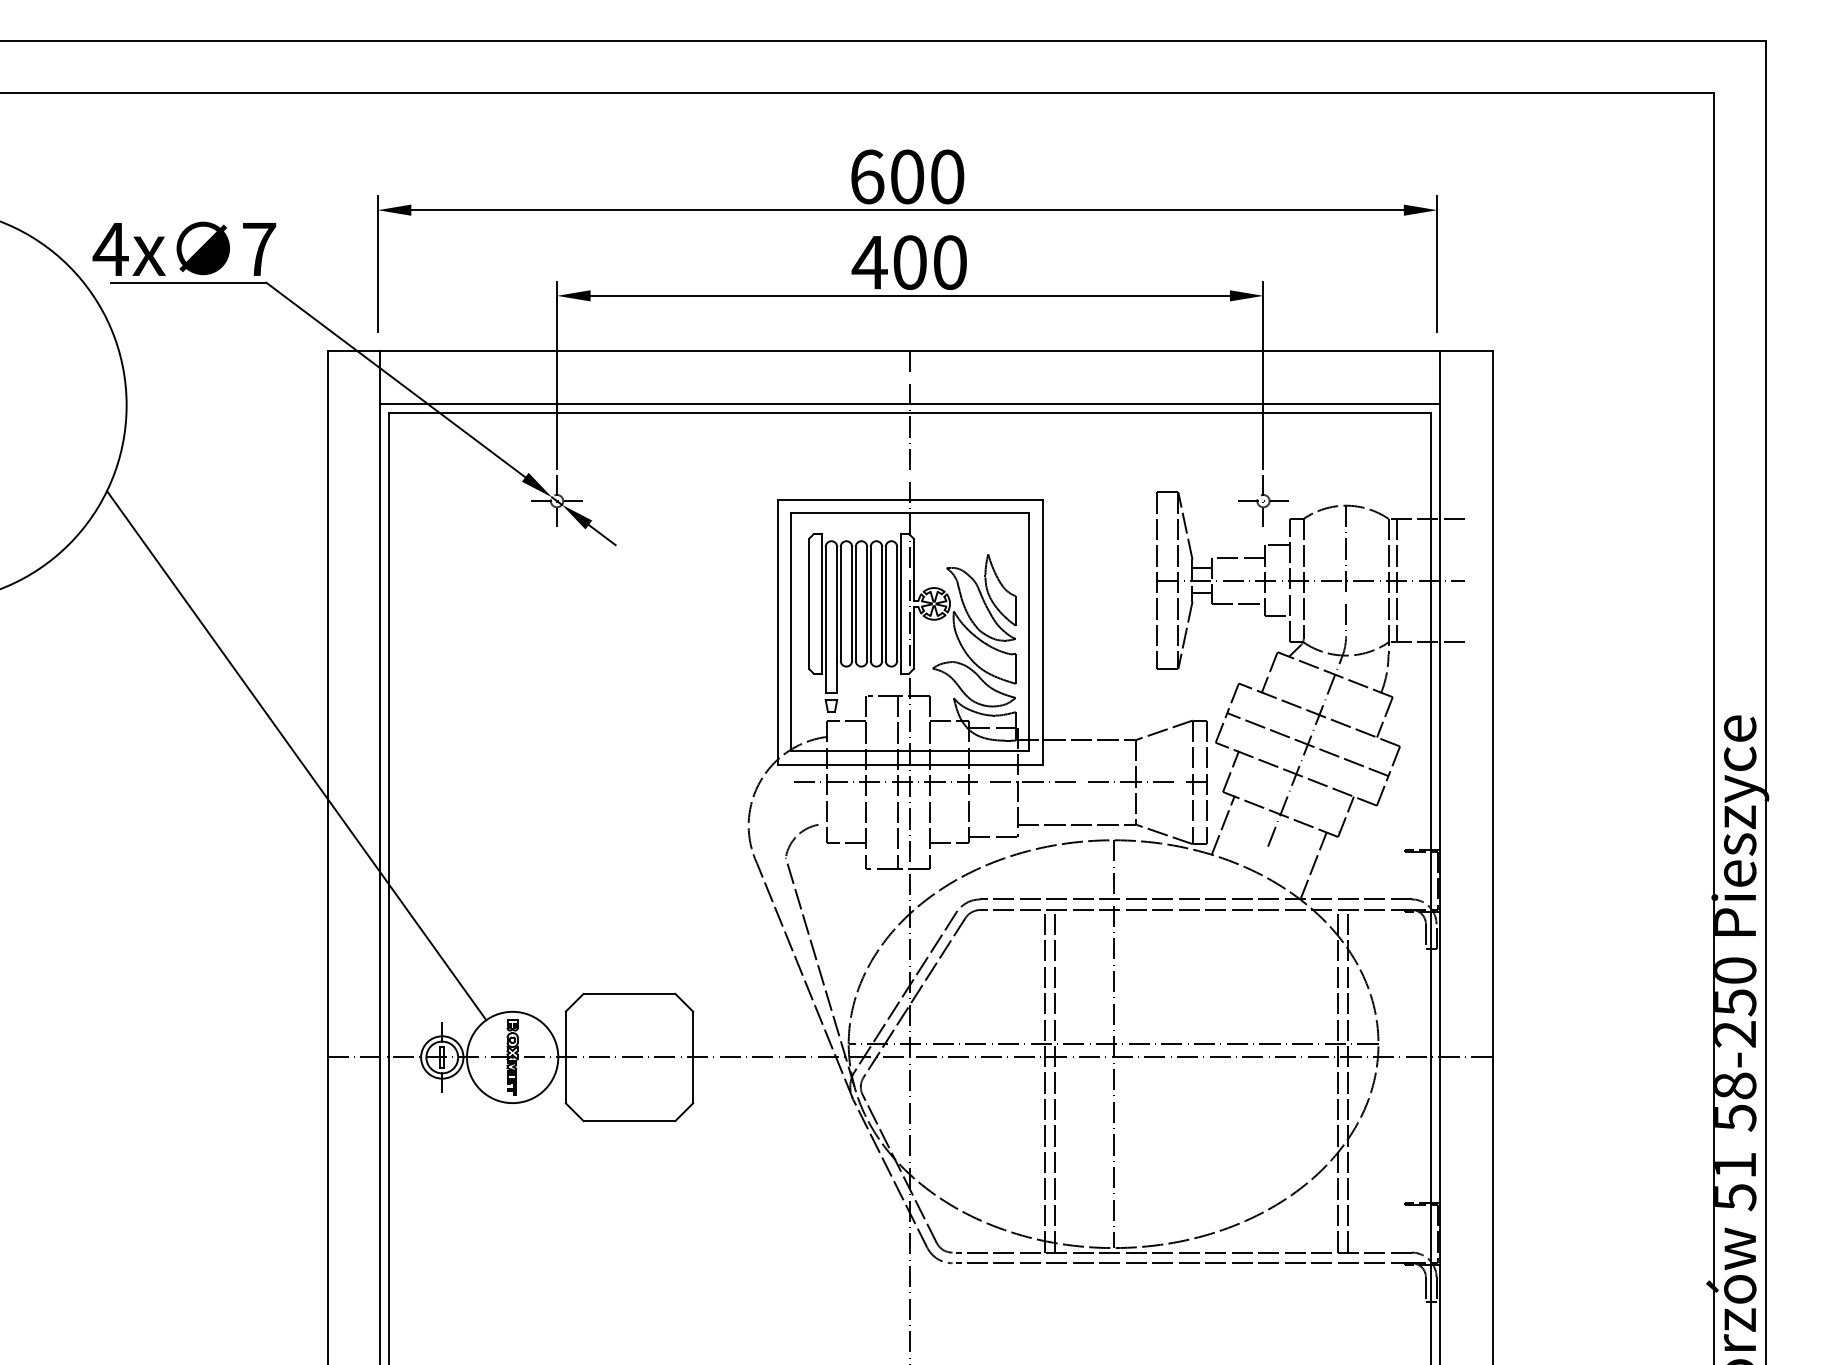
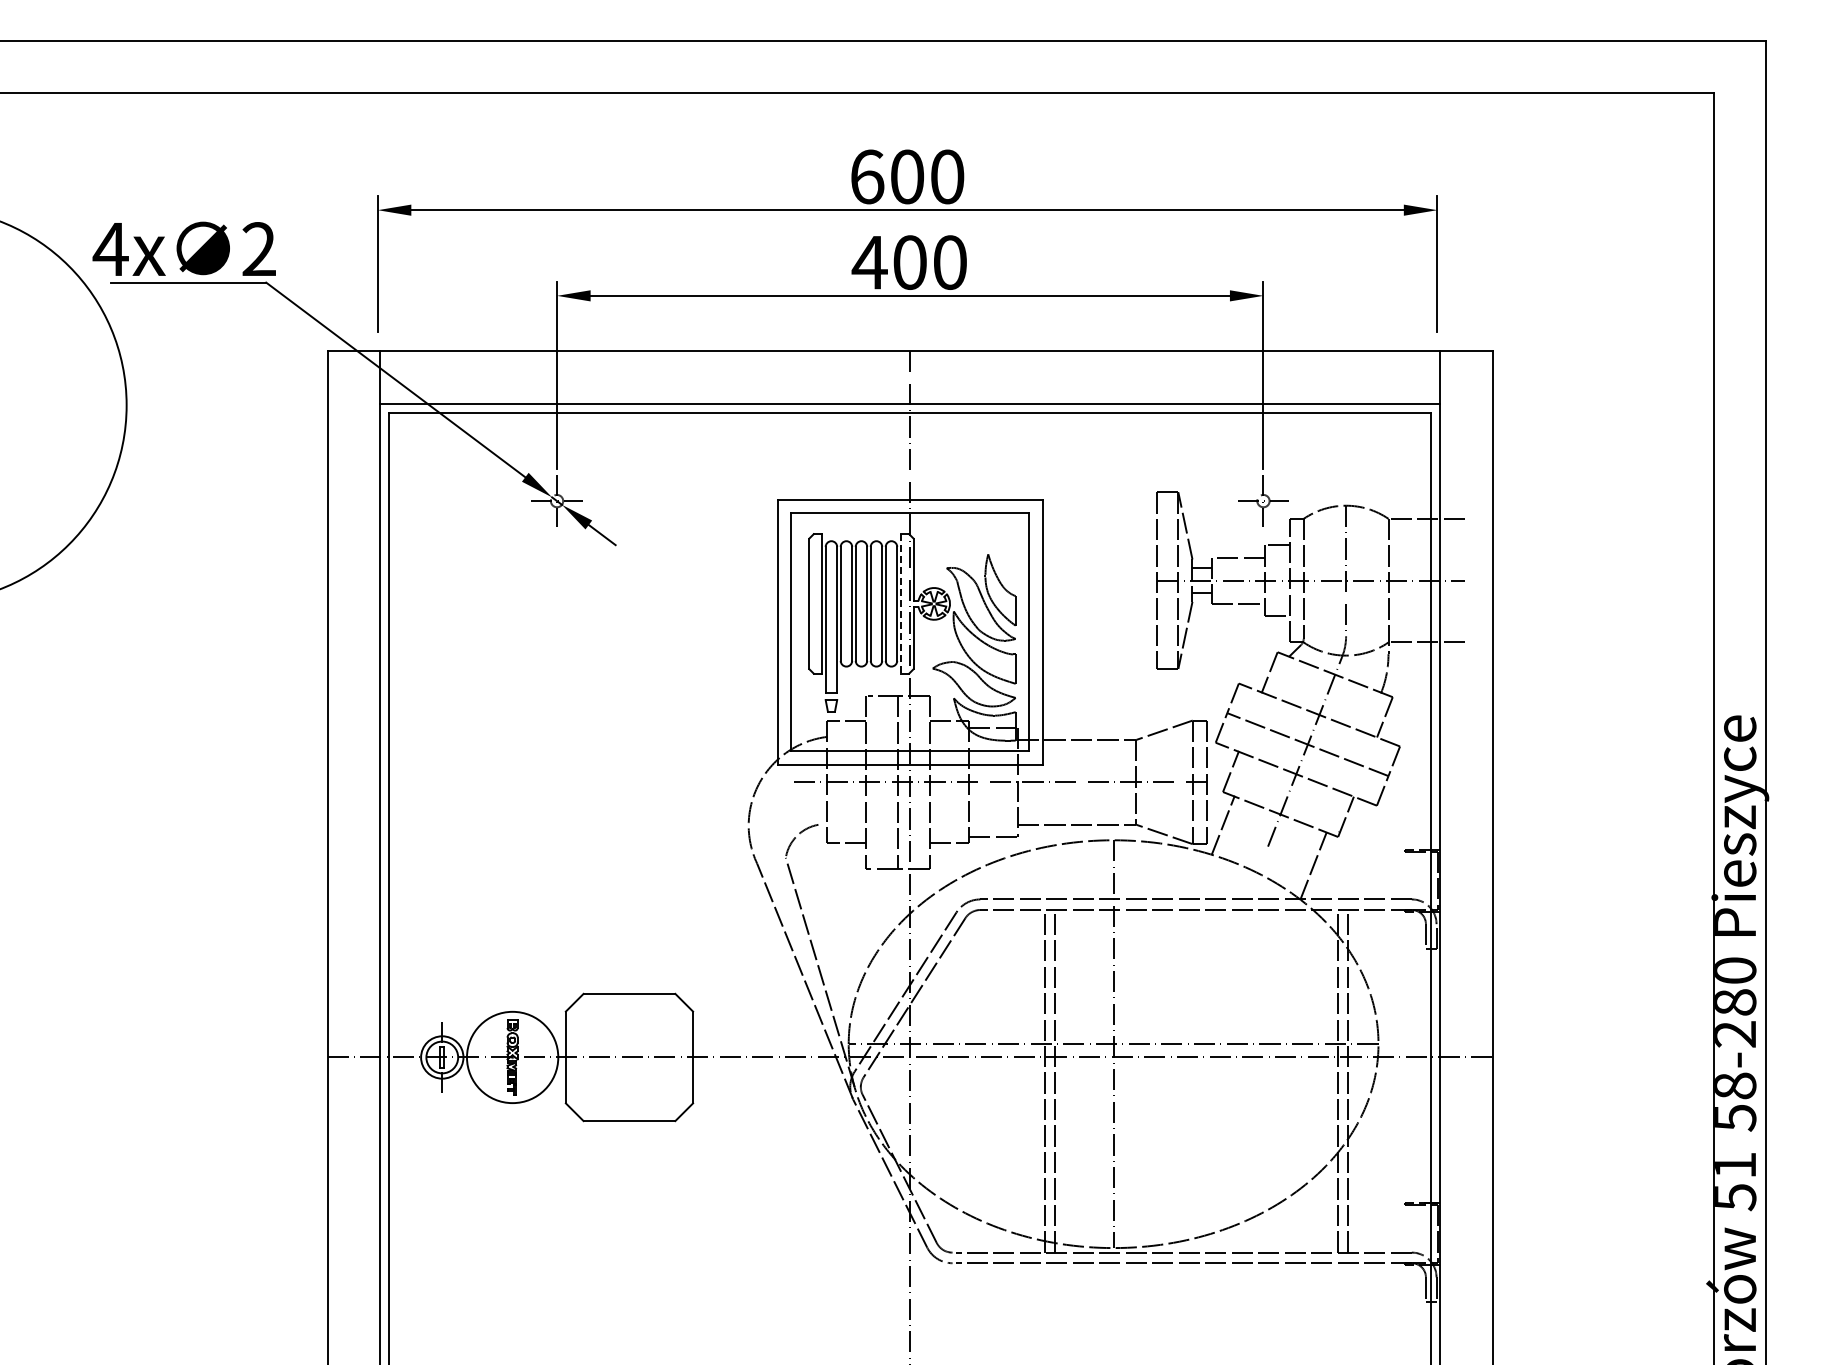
text: 7 -> 2 (259, 248)
line: present -> none (1397, 580)
line: solid -> dashed (901, 603)
line: present -> none (296, 755)
text: 58-250 -> 58-280 (1735, 1002)
